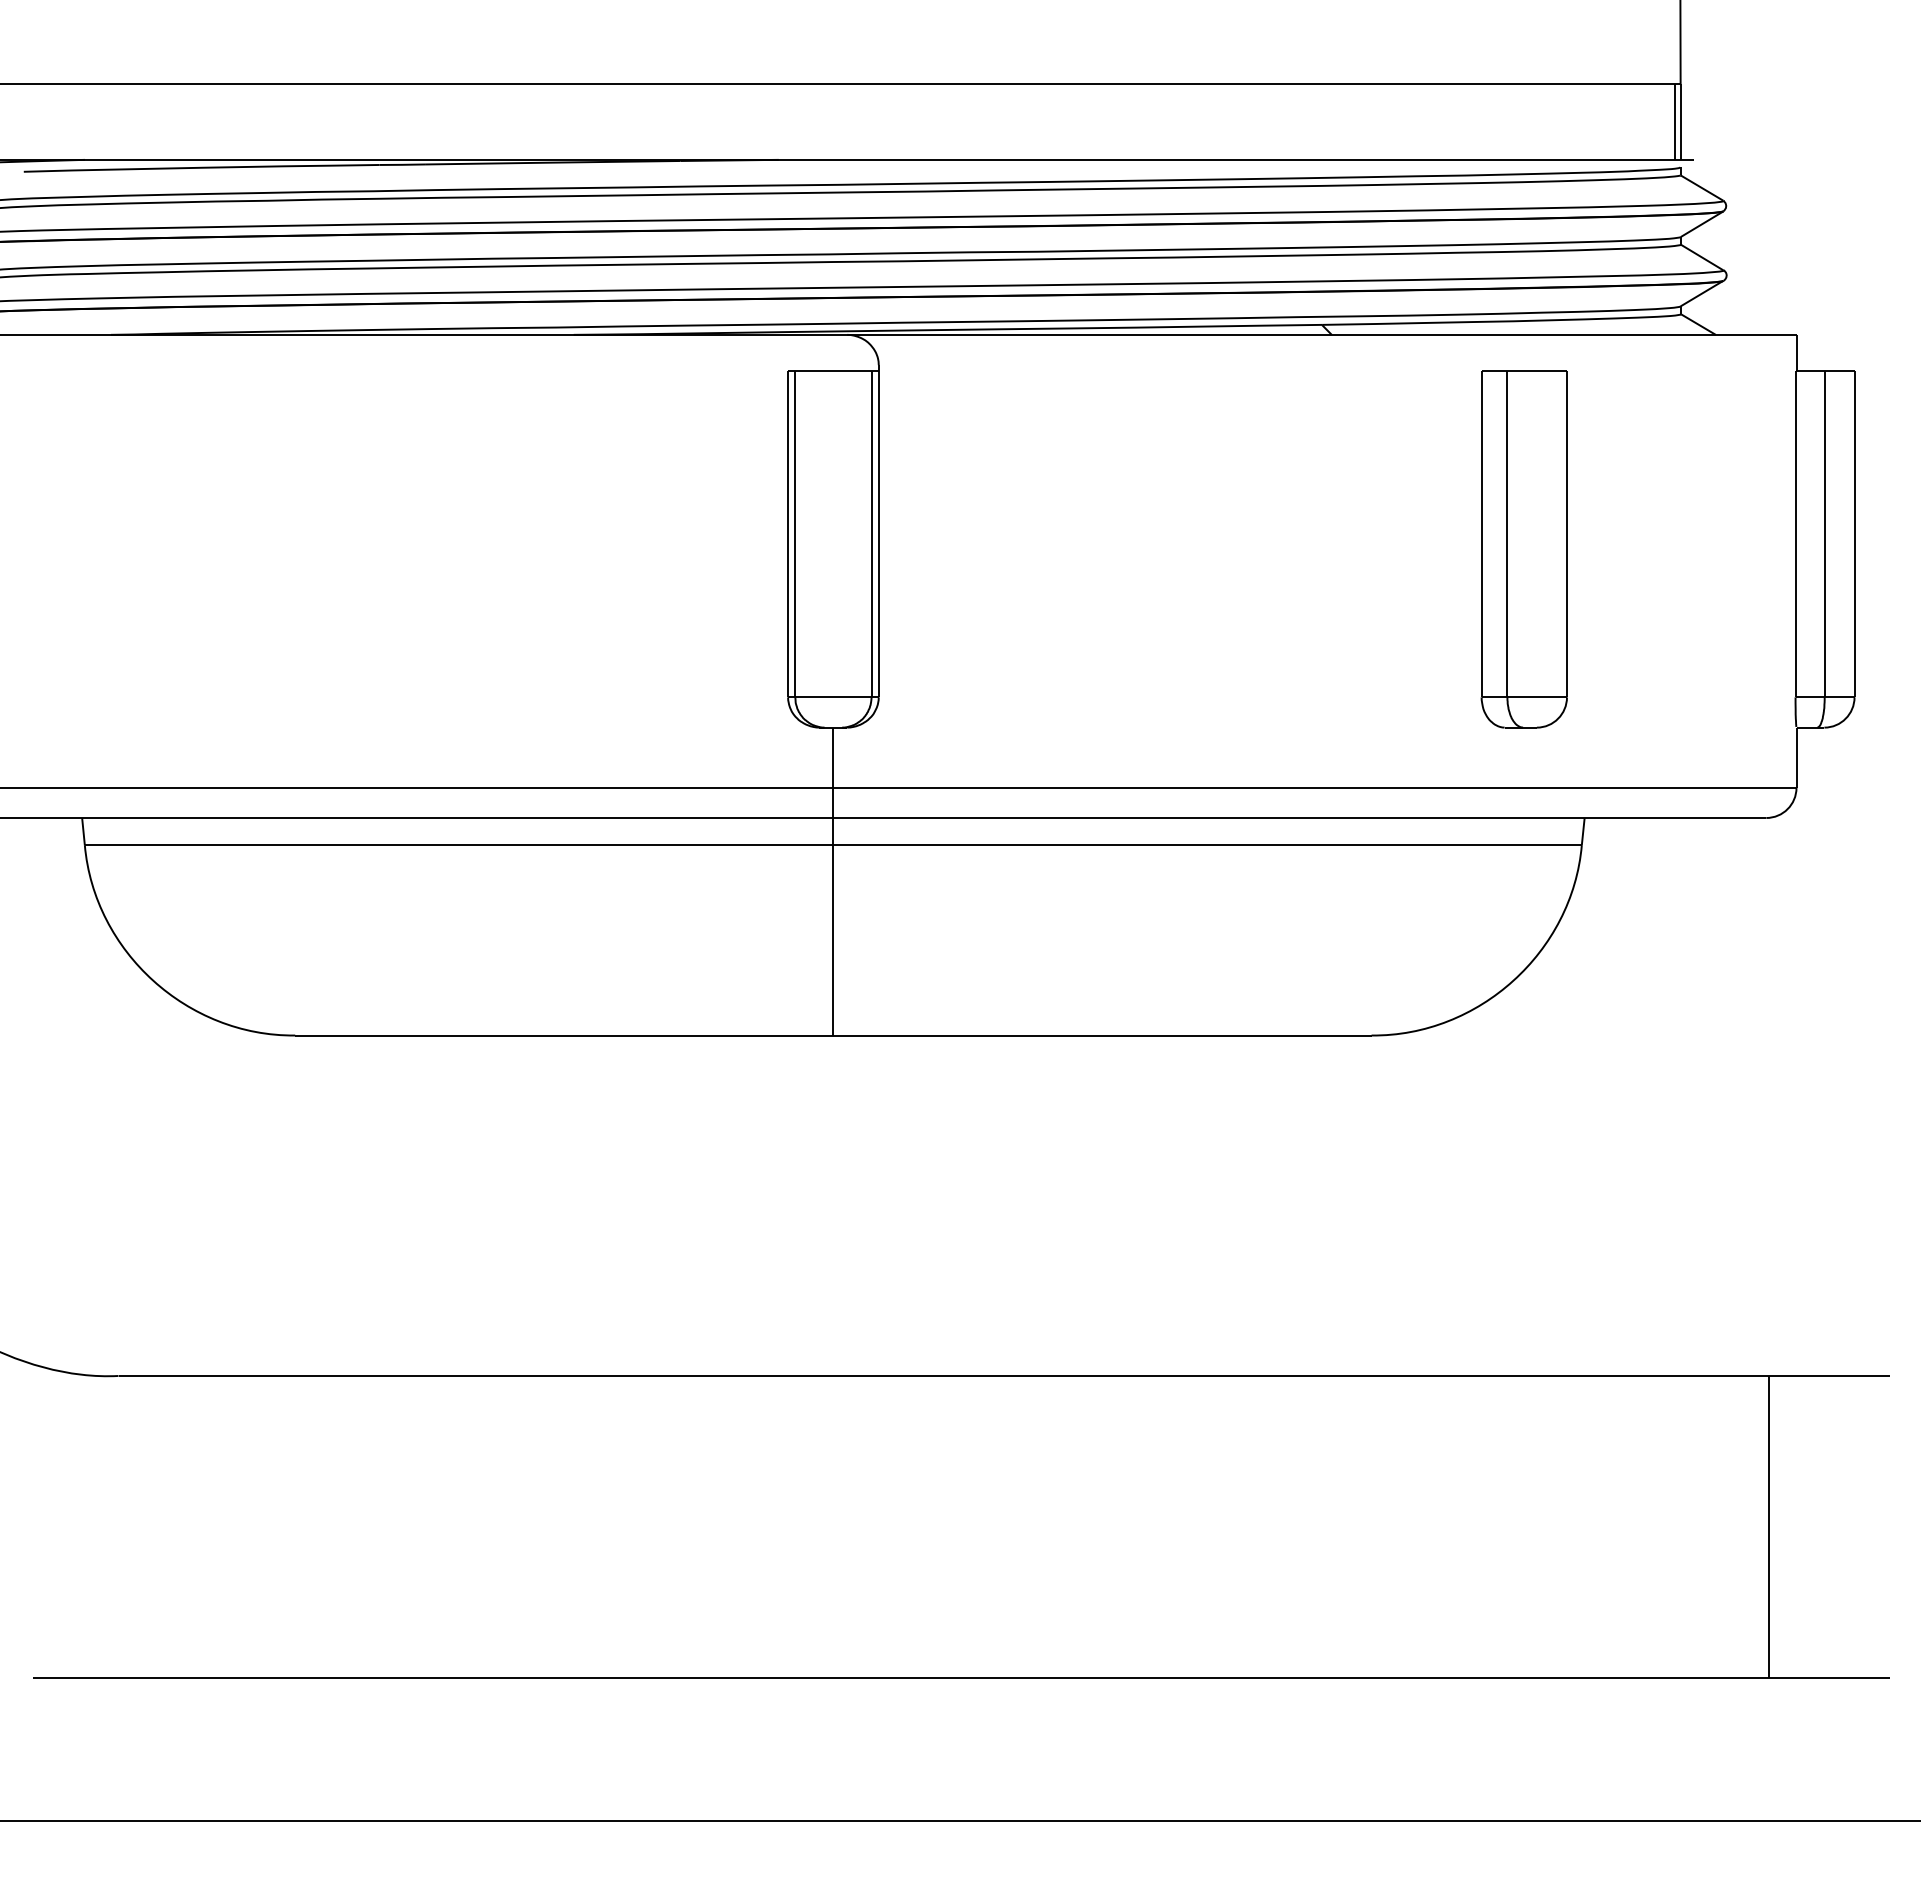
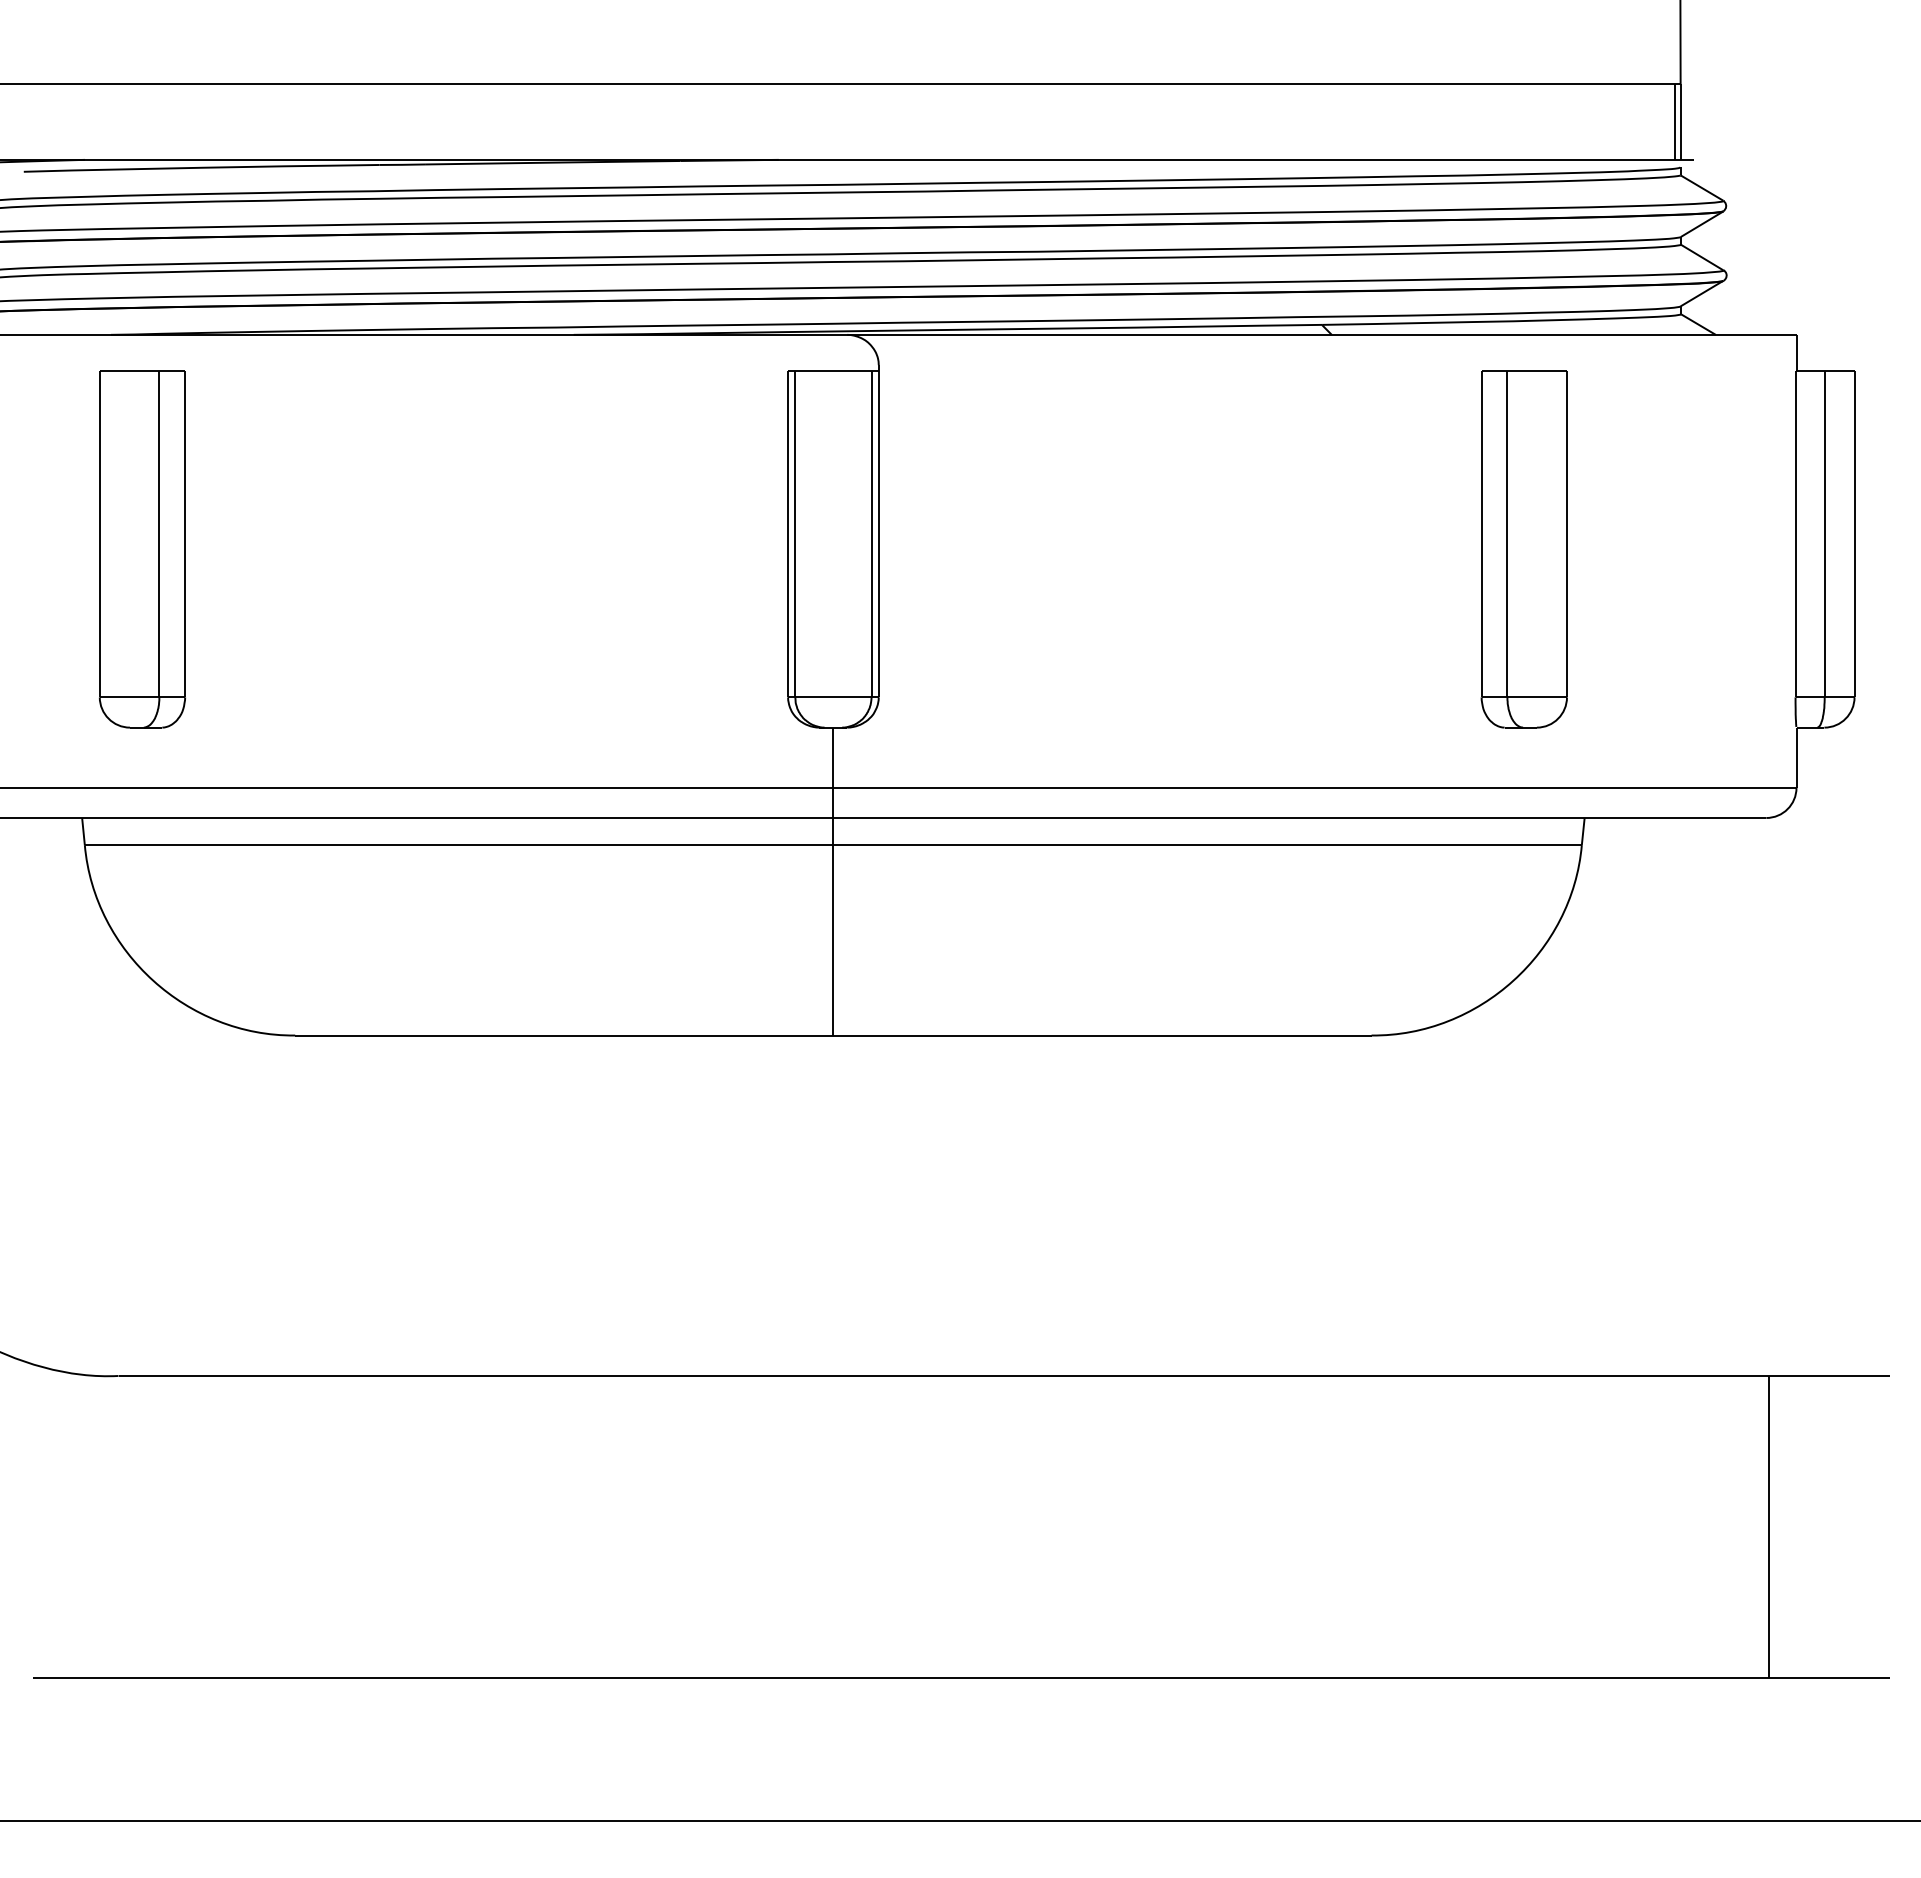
part: none -> present (142, 549)
